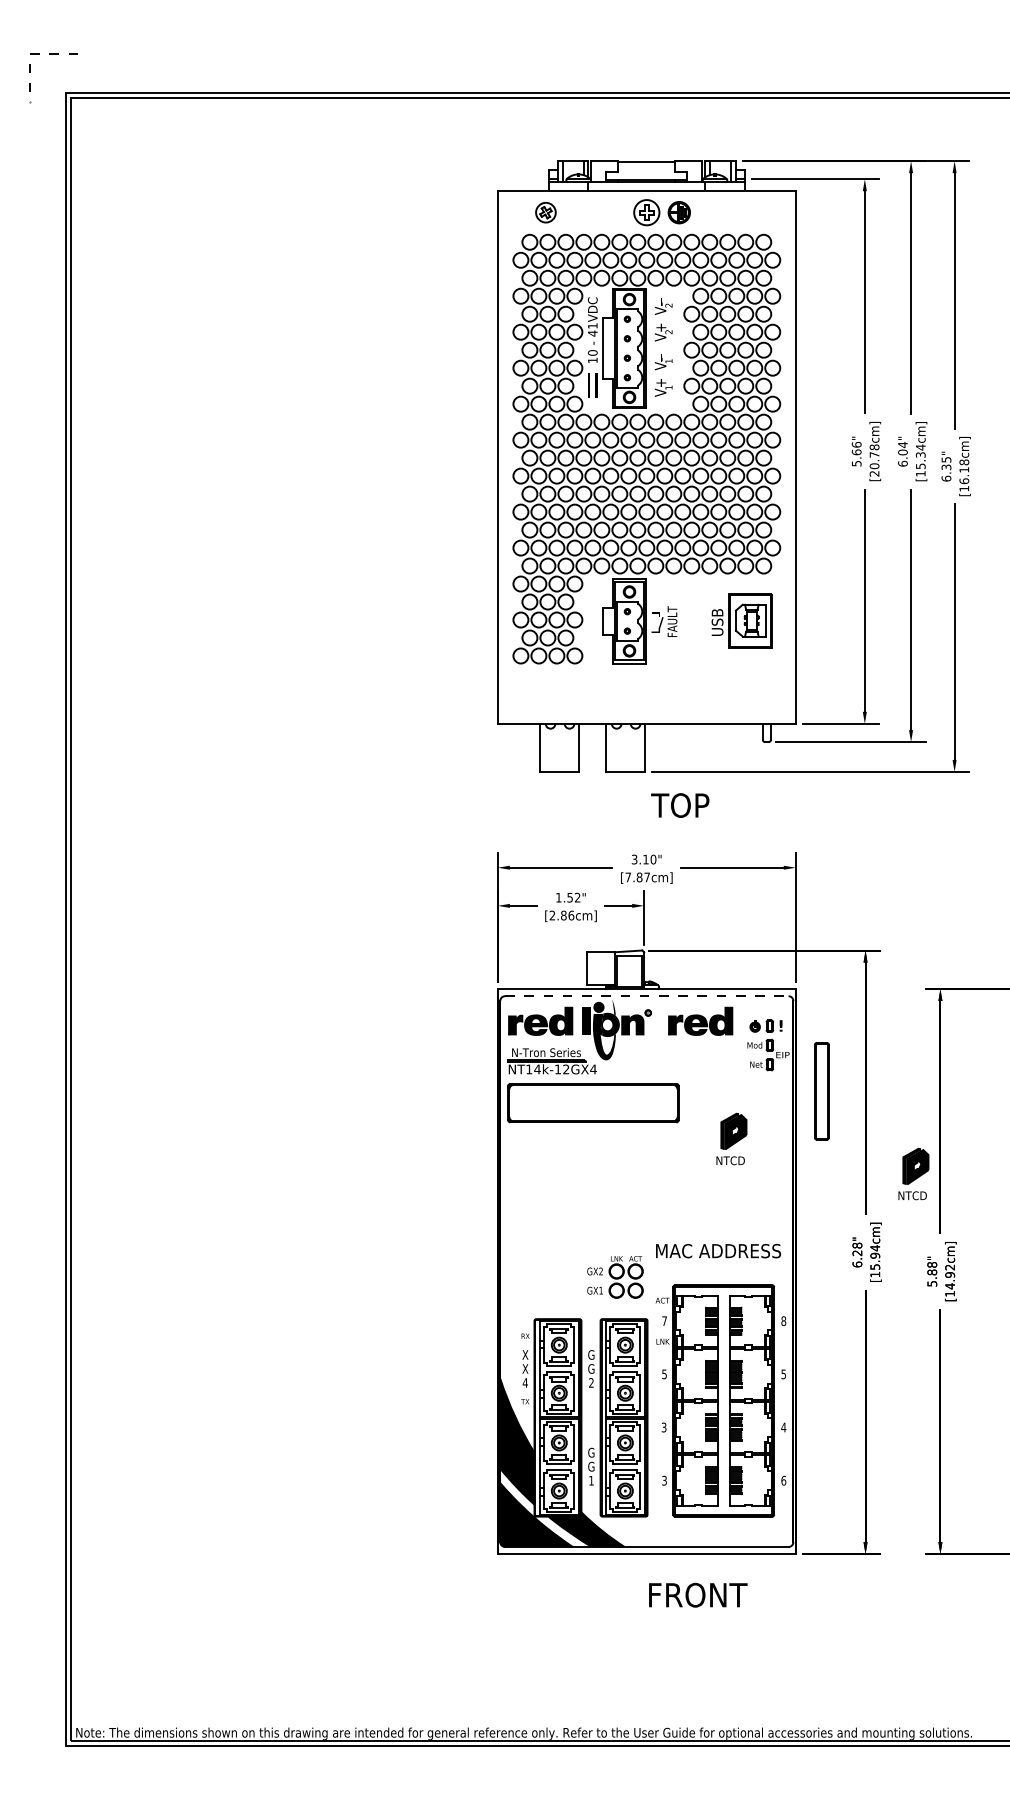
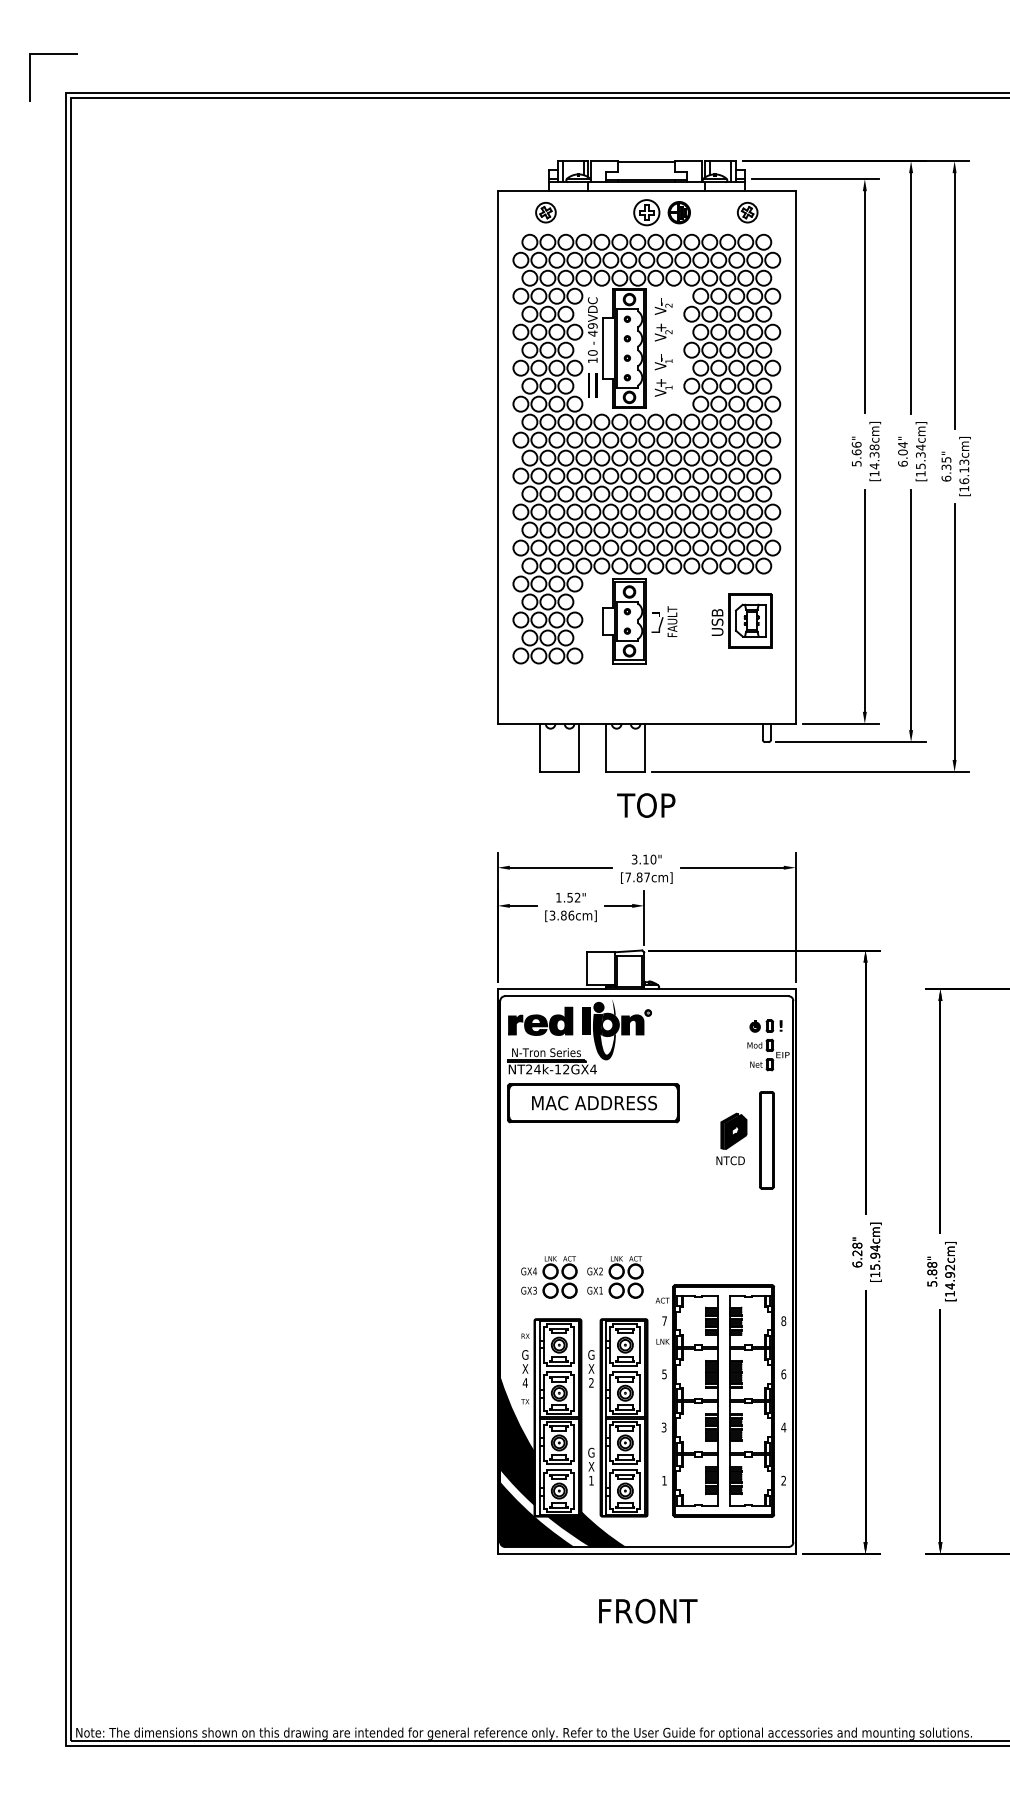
line: dashed -> solid (30, 53)
part: none -> present (747, 212)
text: 41VDC -> 49VDC (592, 325)
text: [16.18cm] -> [16.13cm] (964, 462)
text: [20.78cm] -> [14.38cm] (874, 464)
text position: (680, 805) -> (646, 805) (646, 805)
text: [2.86cm] -> [3.86cm] (552, 915)
line: dashed -> solid (646, 996)
part: present -> none (700, 1020)
text: NT14k-12GX4 -> NT24k-12GX4 (528, 1069)
part position: (821, 1091) -> (766, 1140) (766, 1140)
part: present -> none (913, 1173)
text position: (718, 1251) -> (594, 1103) (594, 1103)
part: none -> present (549, 1277)
text: X -> G (525, 1354)
text: G -> X (591, 1368)
text: 5 -> 6 (783, 1374)
text: G -> X (591, 1466)
text: 3 -> 1 (664, 1480)
text: 6 -> 2 (783, 1480)
text position: (698, 1594) -> (648, 1610) (648, 1610)
